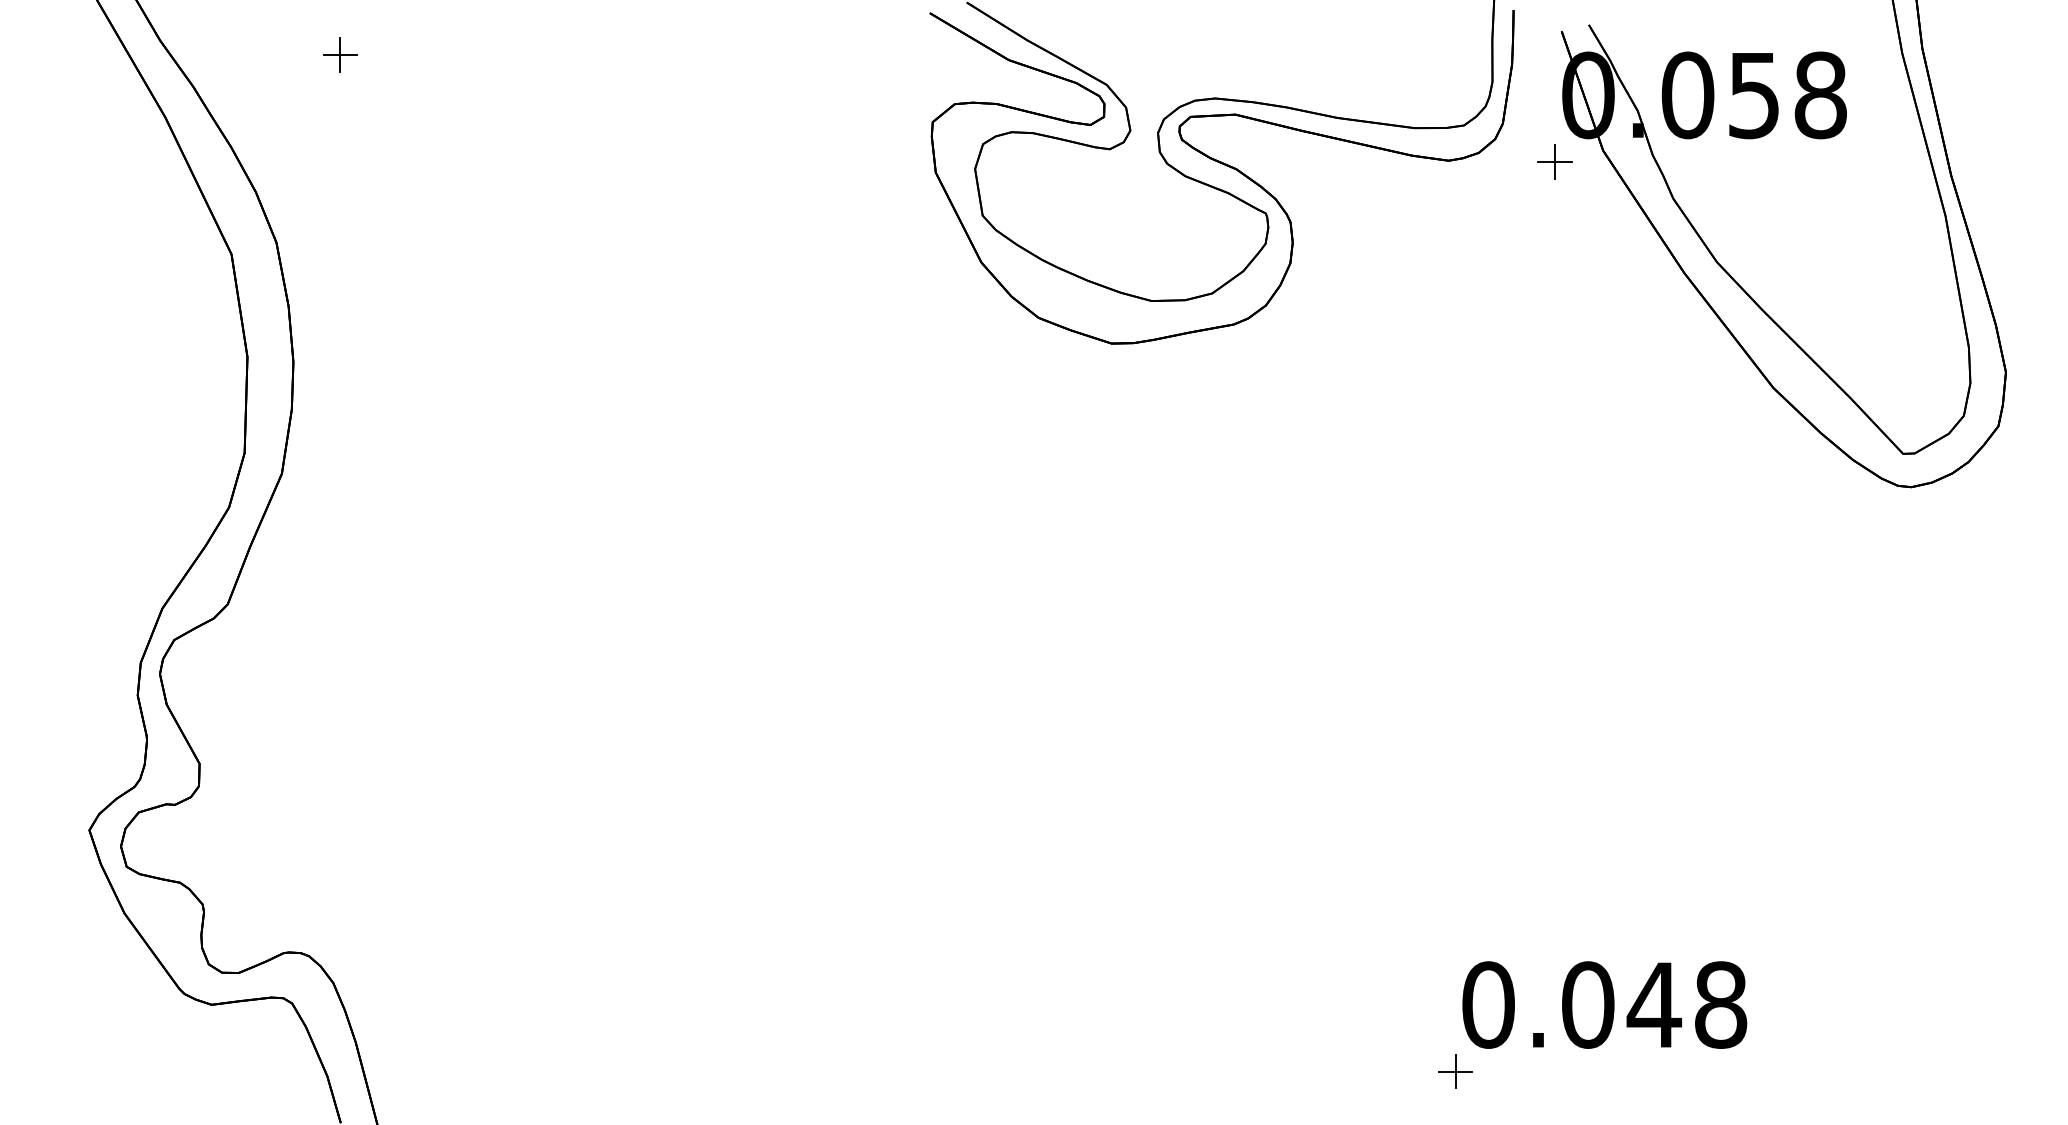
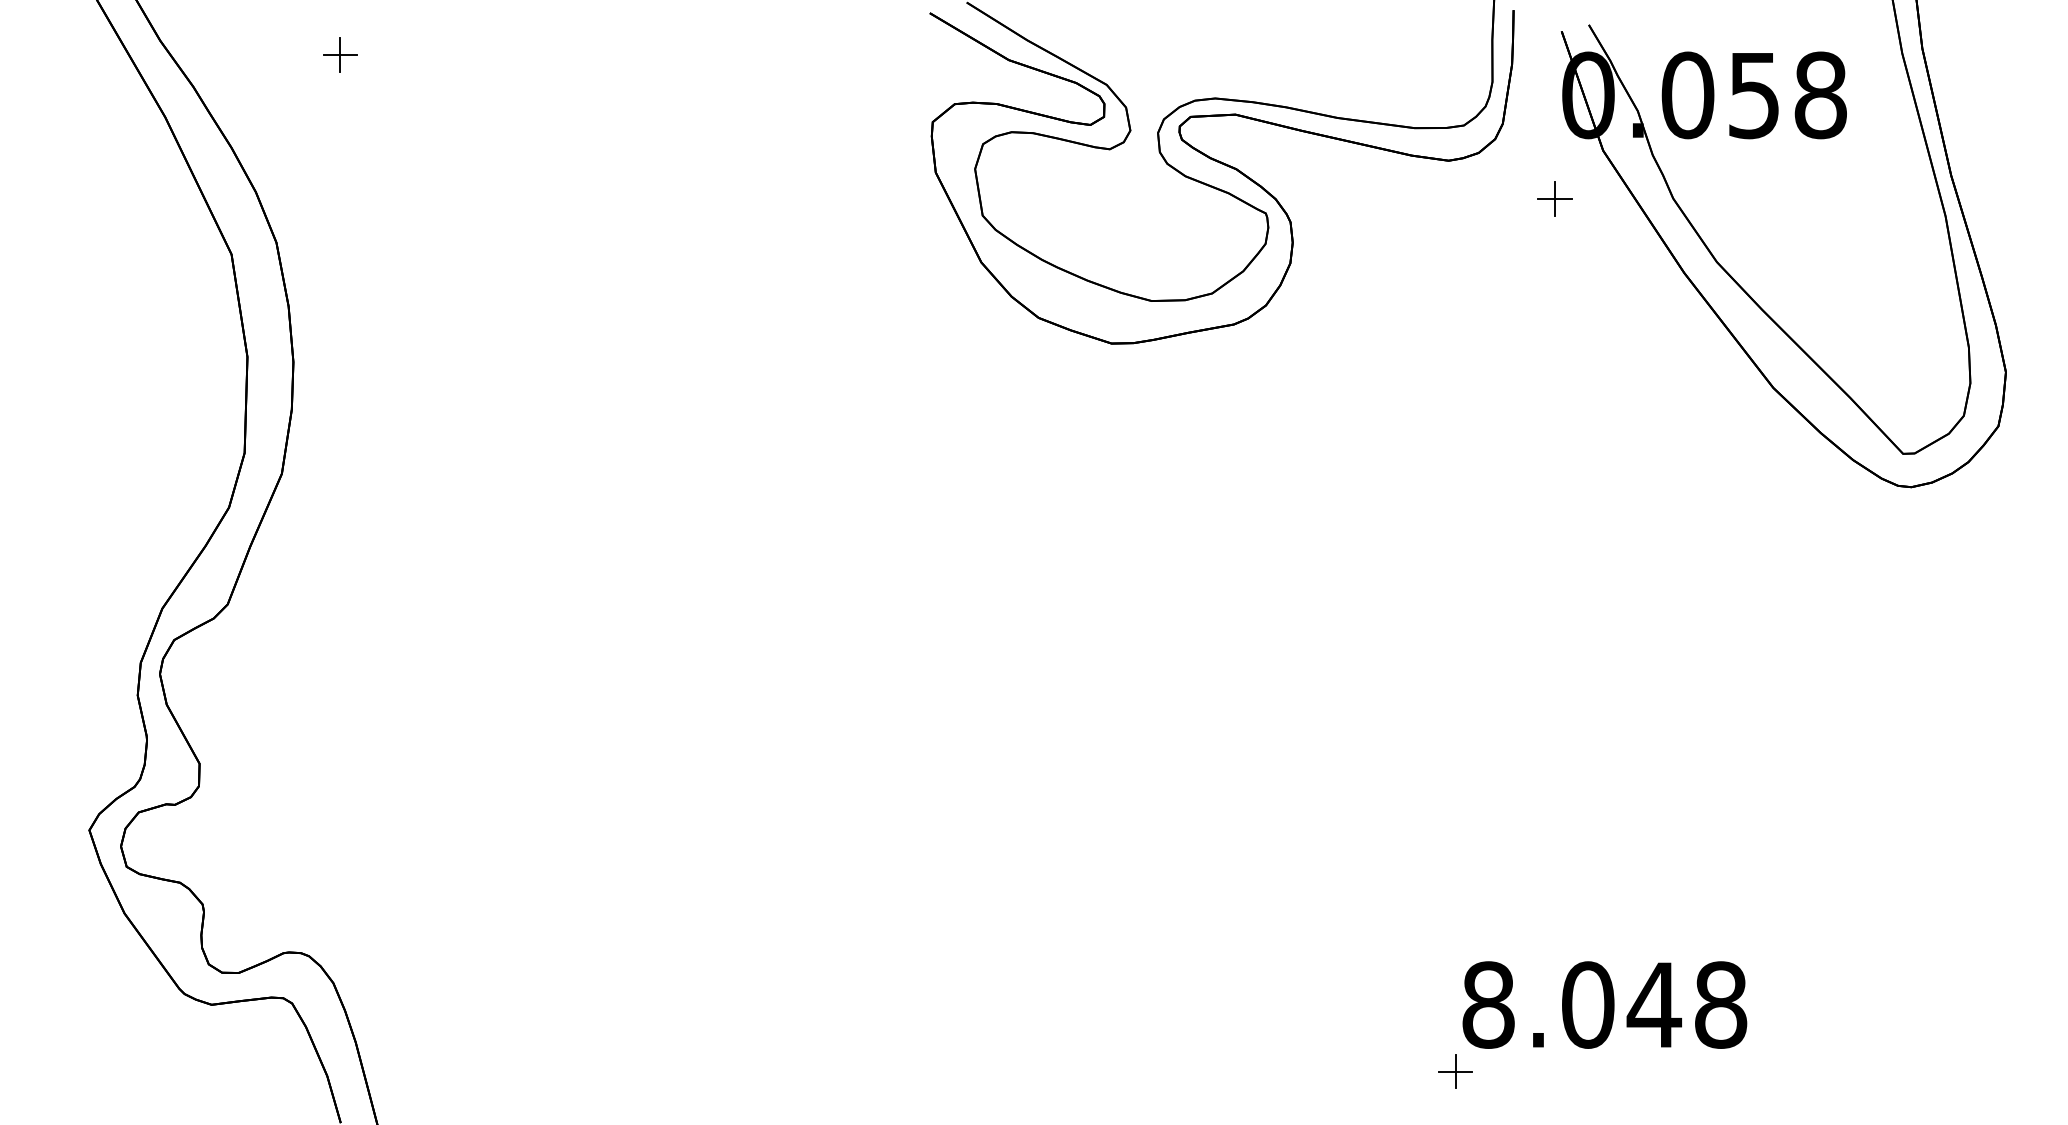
part position: (1554, 161) -> (1554, 198) (1554, 198)
text: 0.048 -> 8.048 (1488, 1004)
